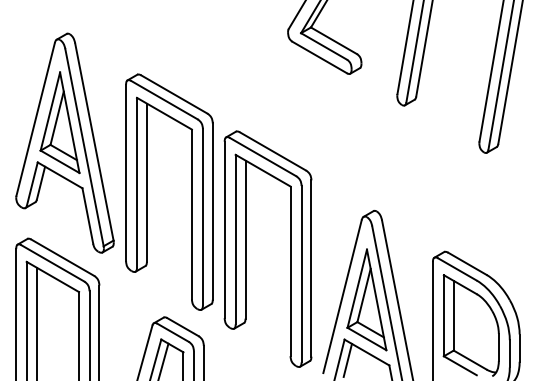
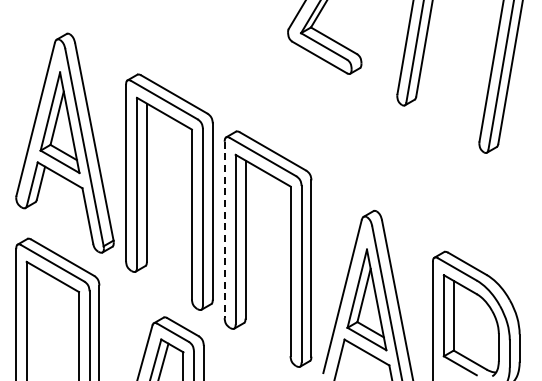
line: solid -> dashed (224, 230)
line: present -> none (36, 322)
line: present -> none (347, 359)
